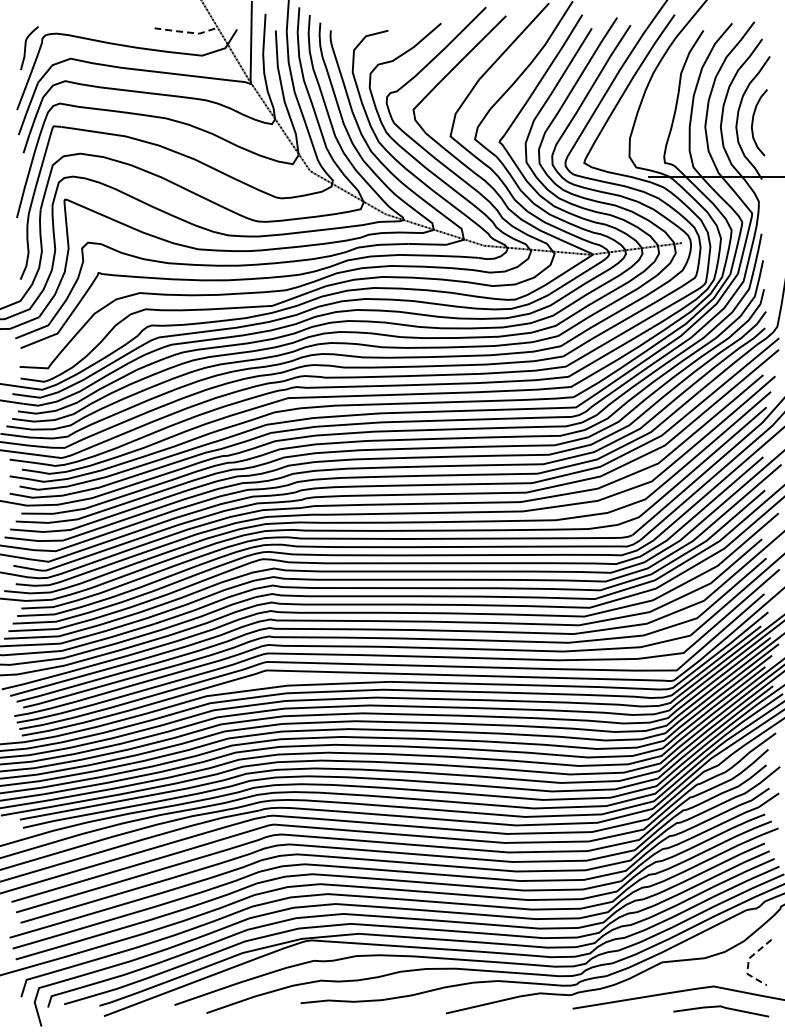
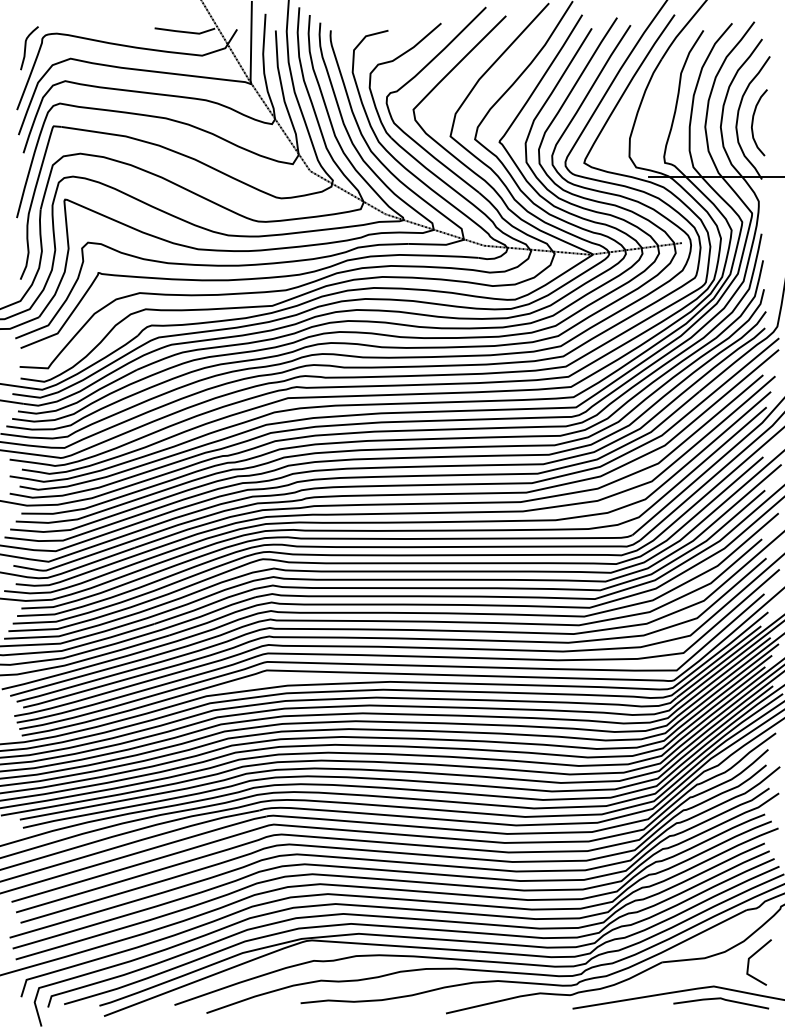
line: dashed -> solid (184, 32)
line: dashed -> solid (748, 963)
line position: (723, 1008) -> (723, 1000) (723, 1000)
